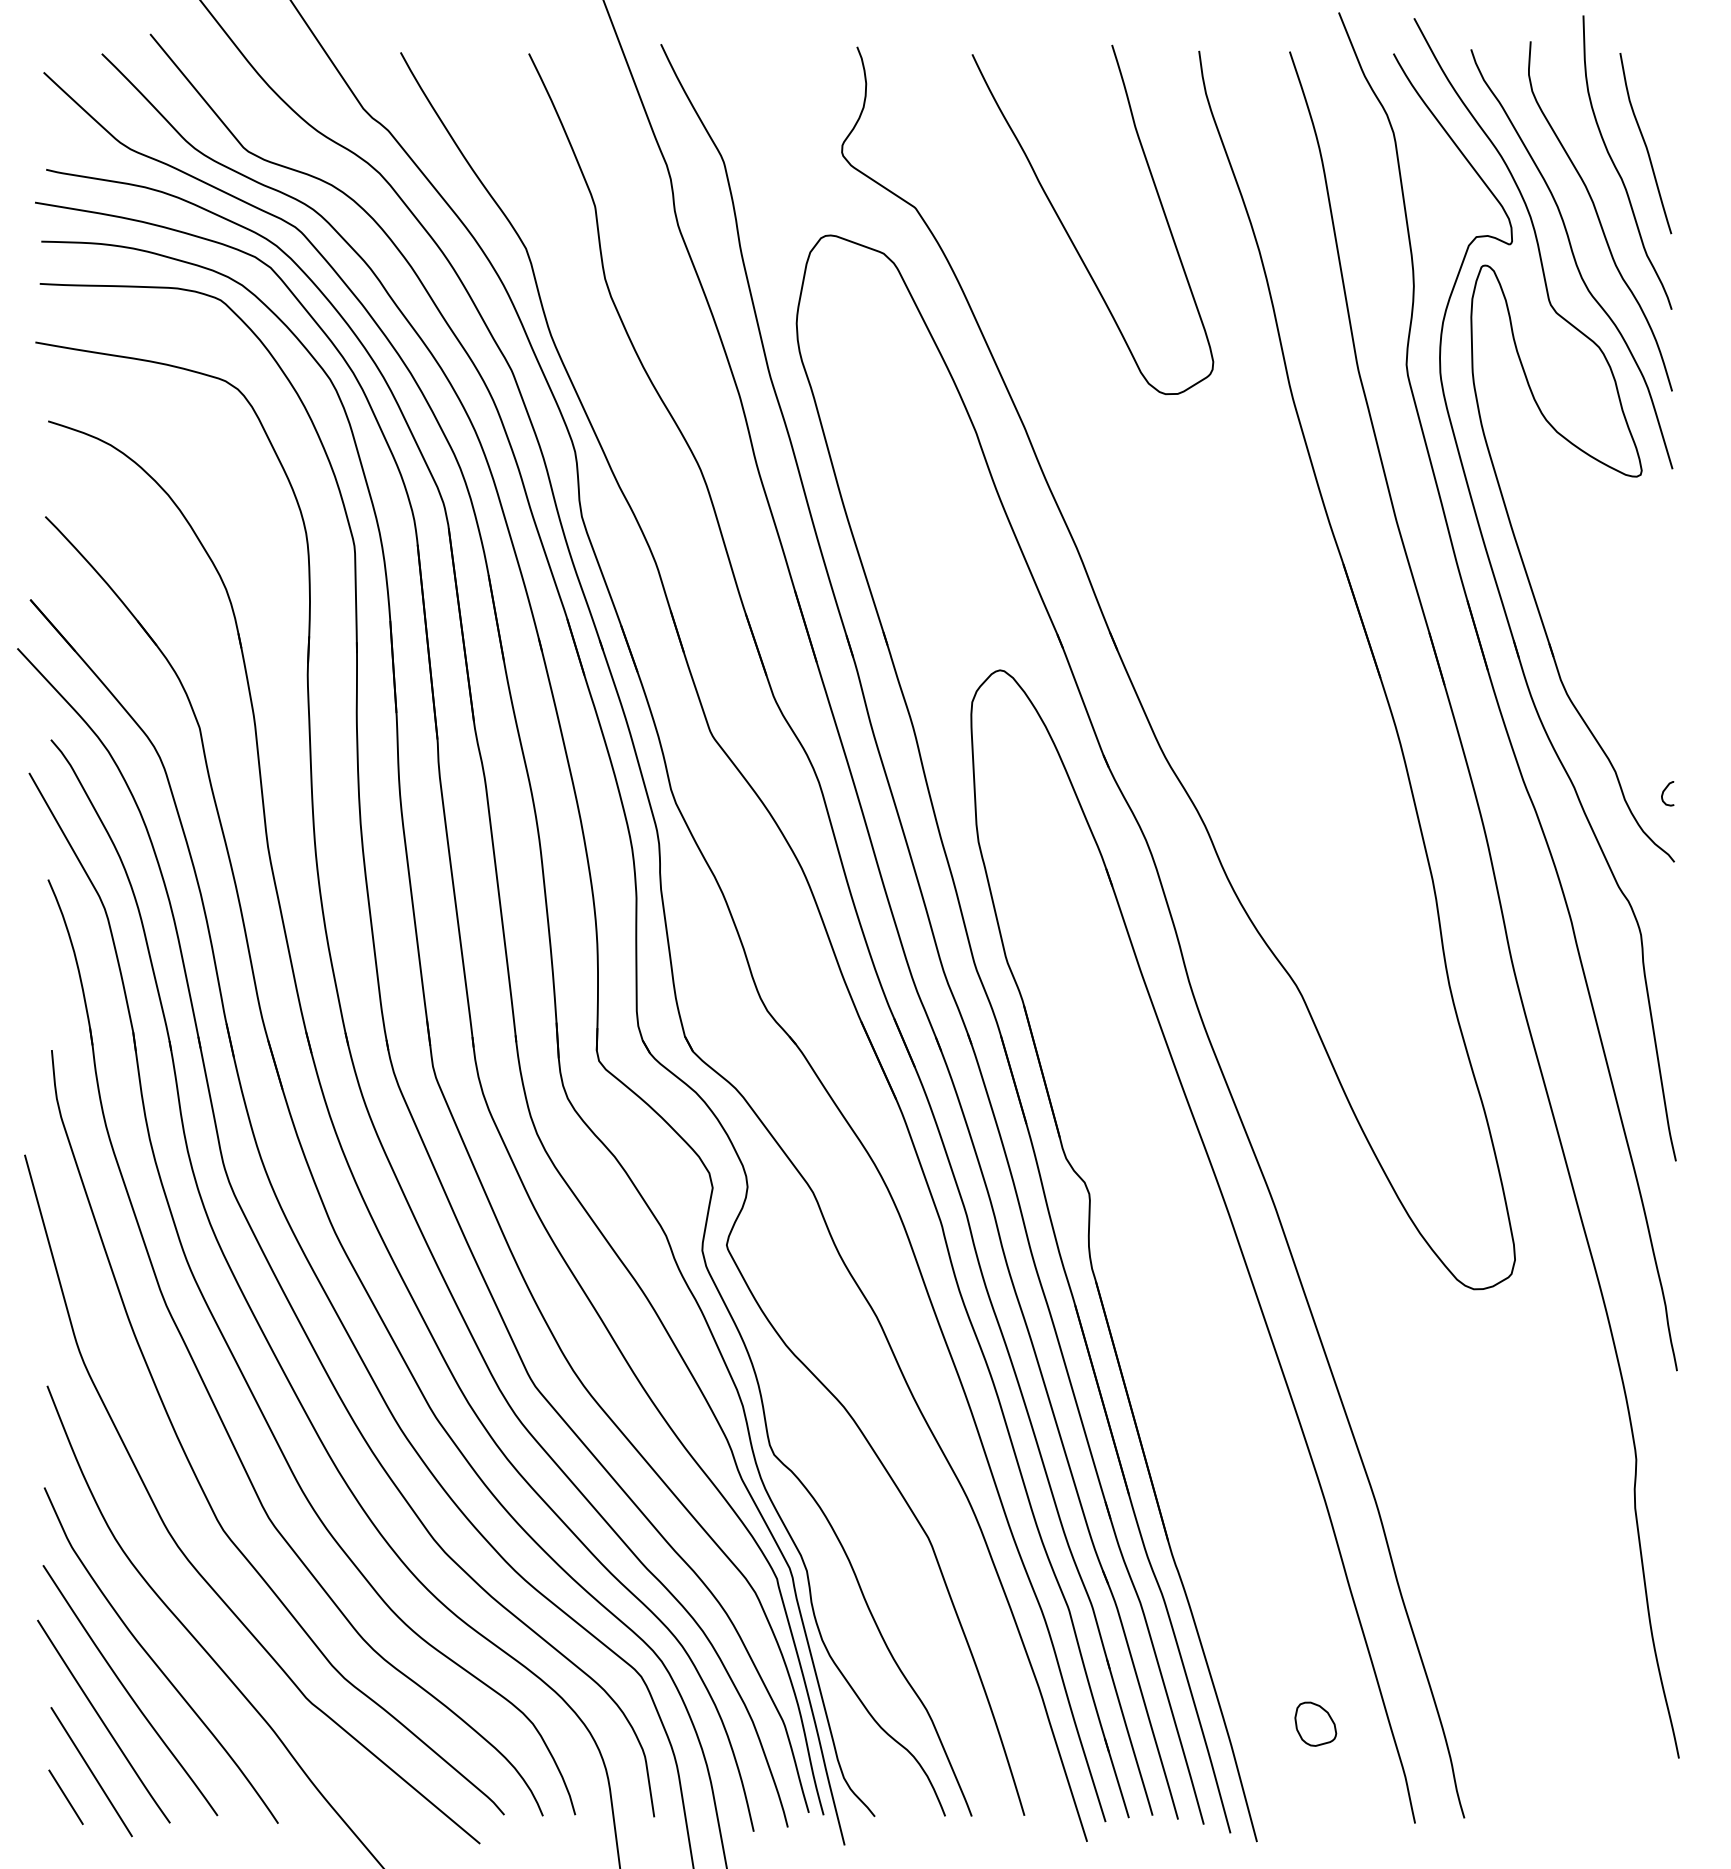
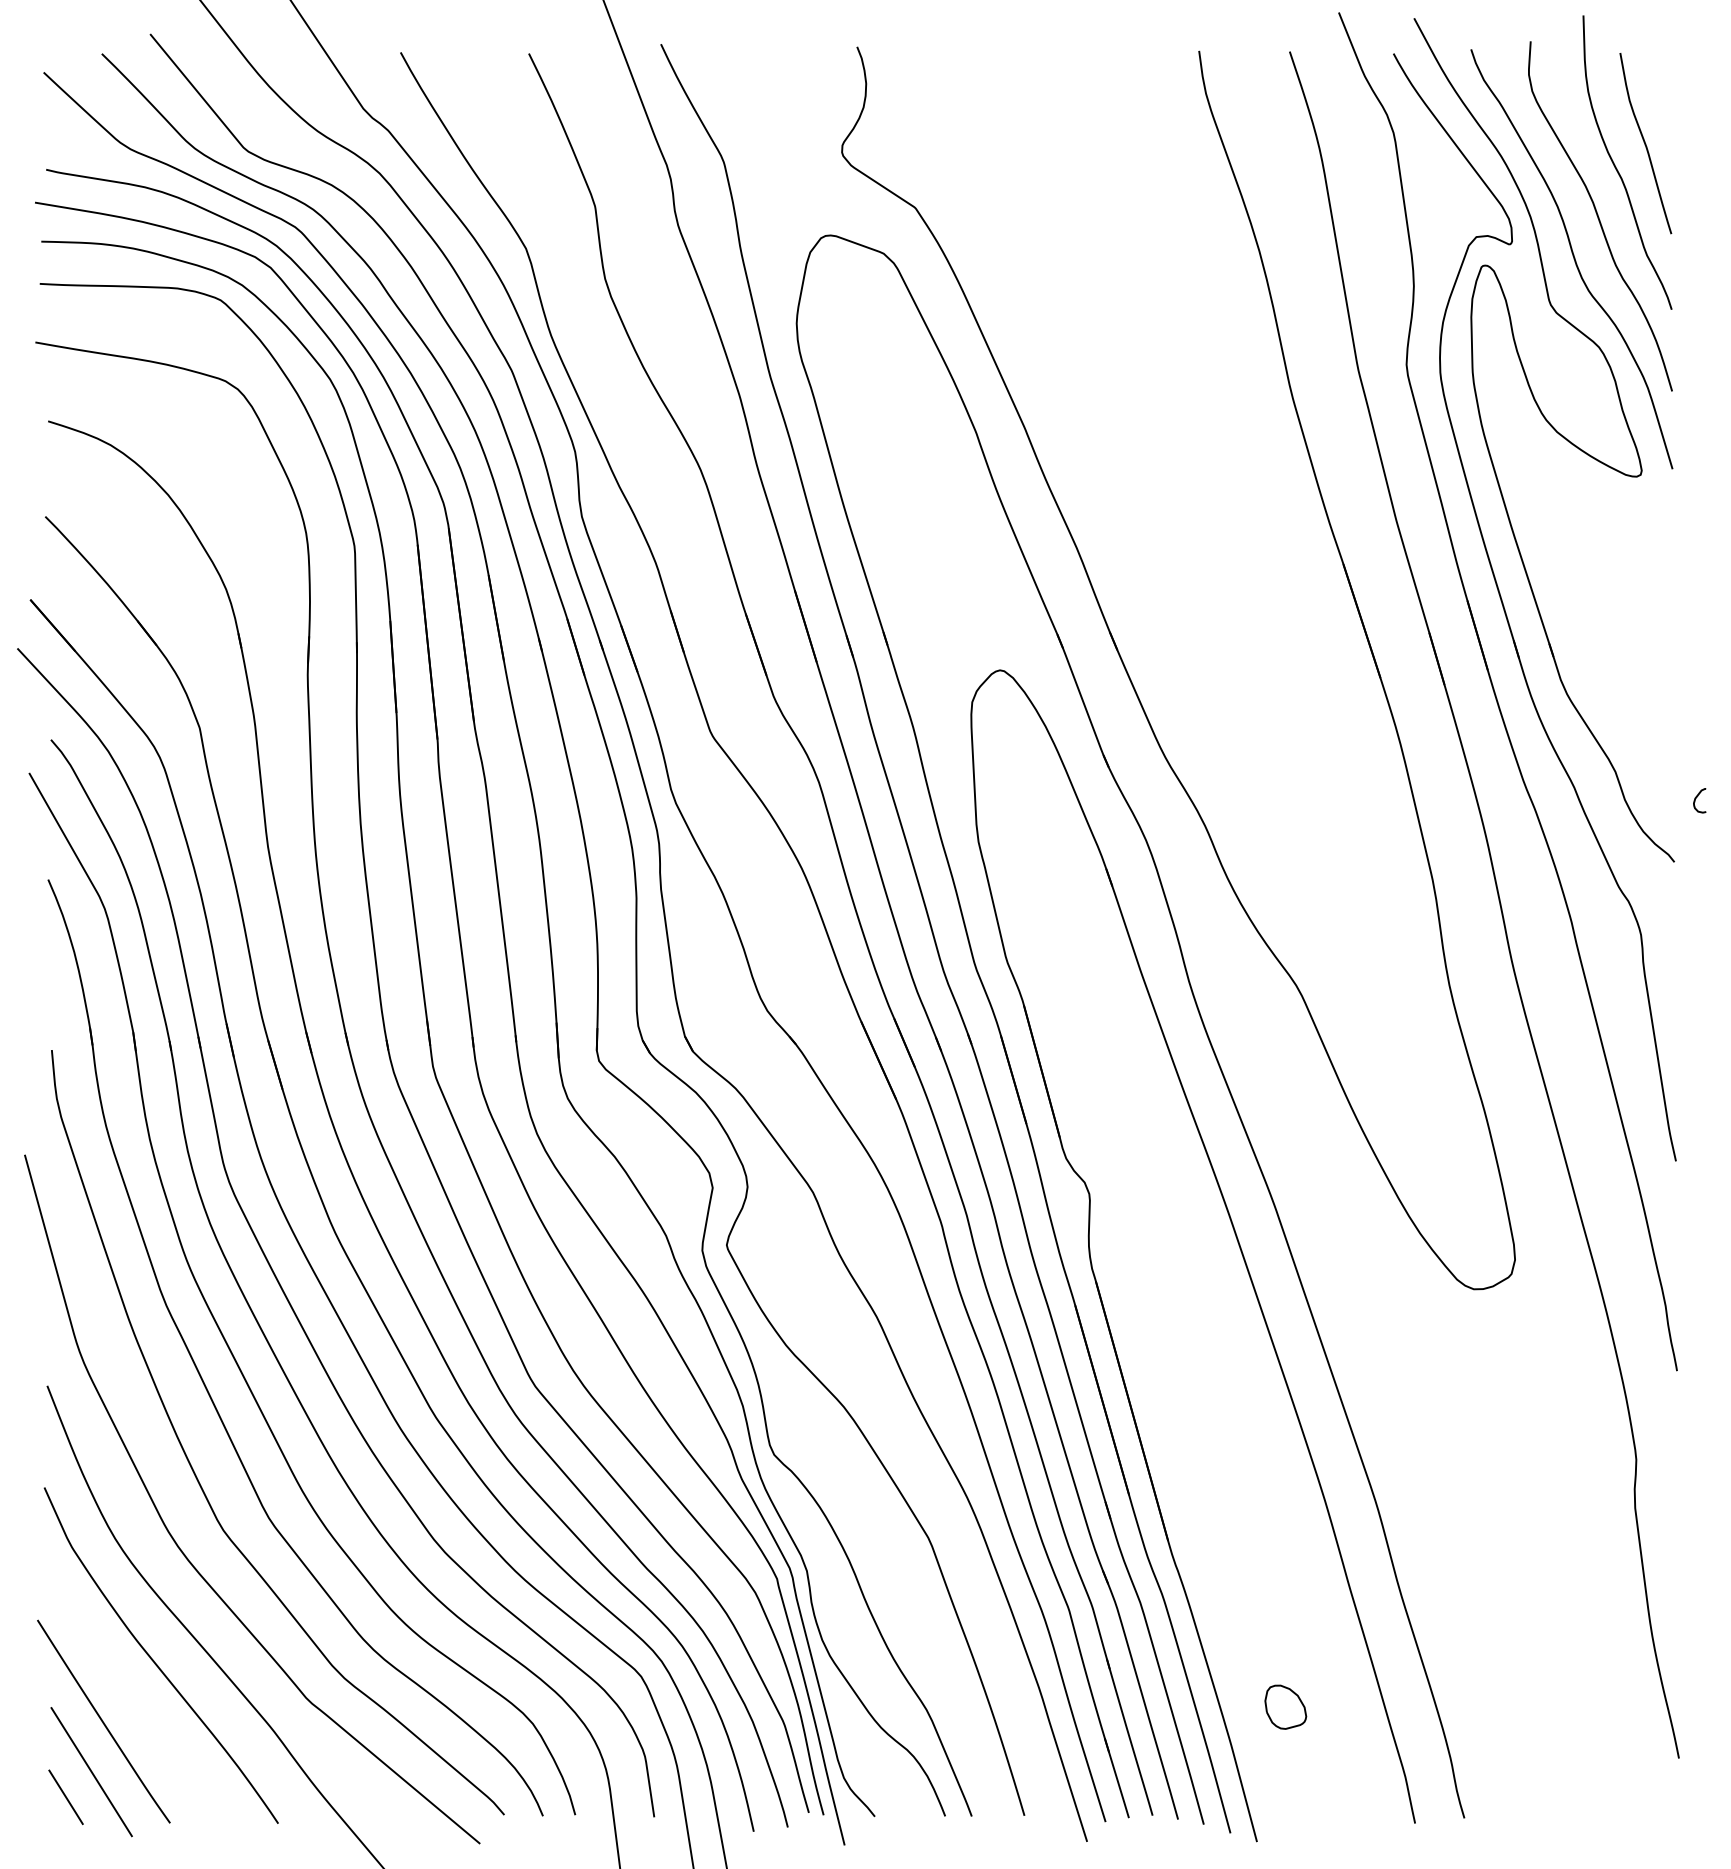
curve: present -> none (1067, 231)
curve position: (1665, 790) -> (1697, 797) (1697, 797)
curve: present -> none (128, 1691)
part position: (1315, 1723) -> (1285, 1706) (1285, 1706)
